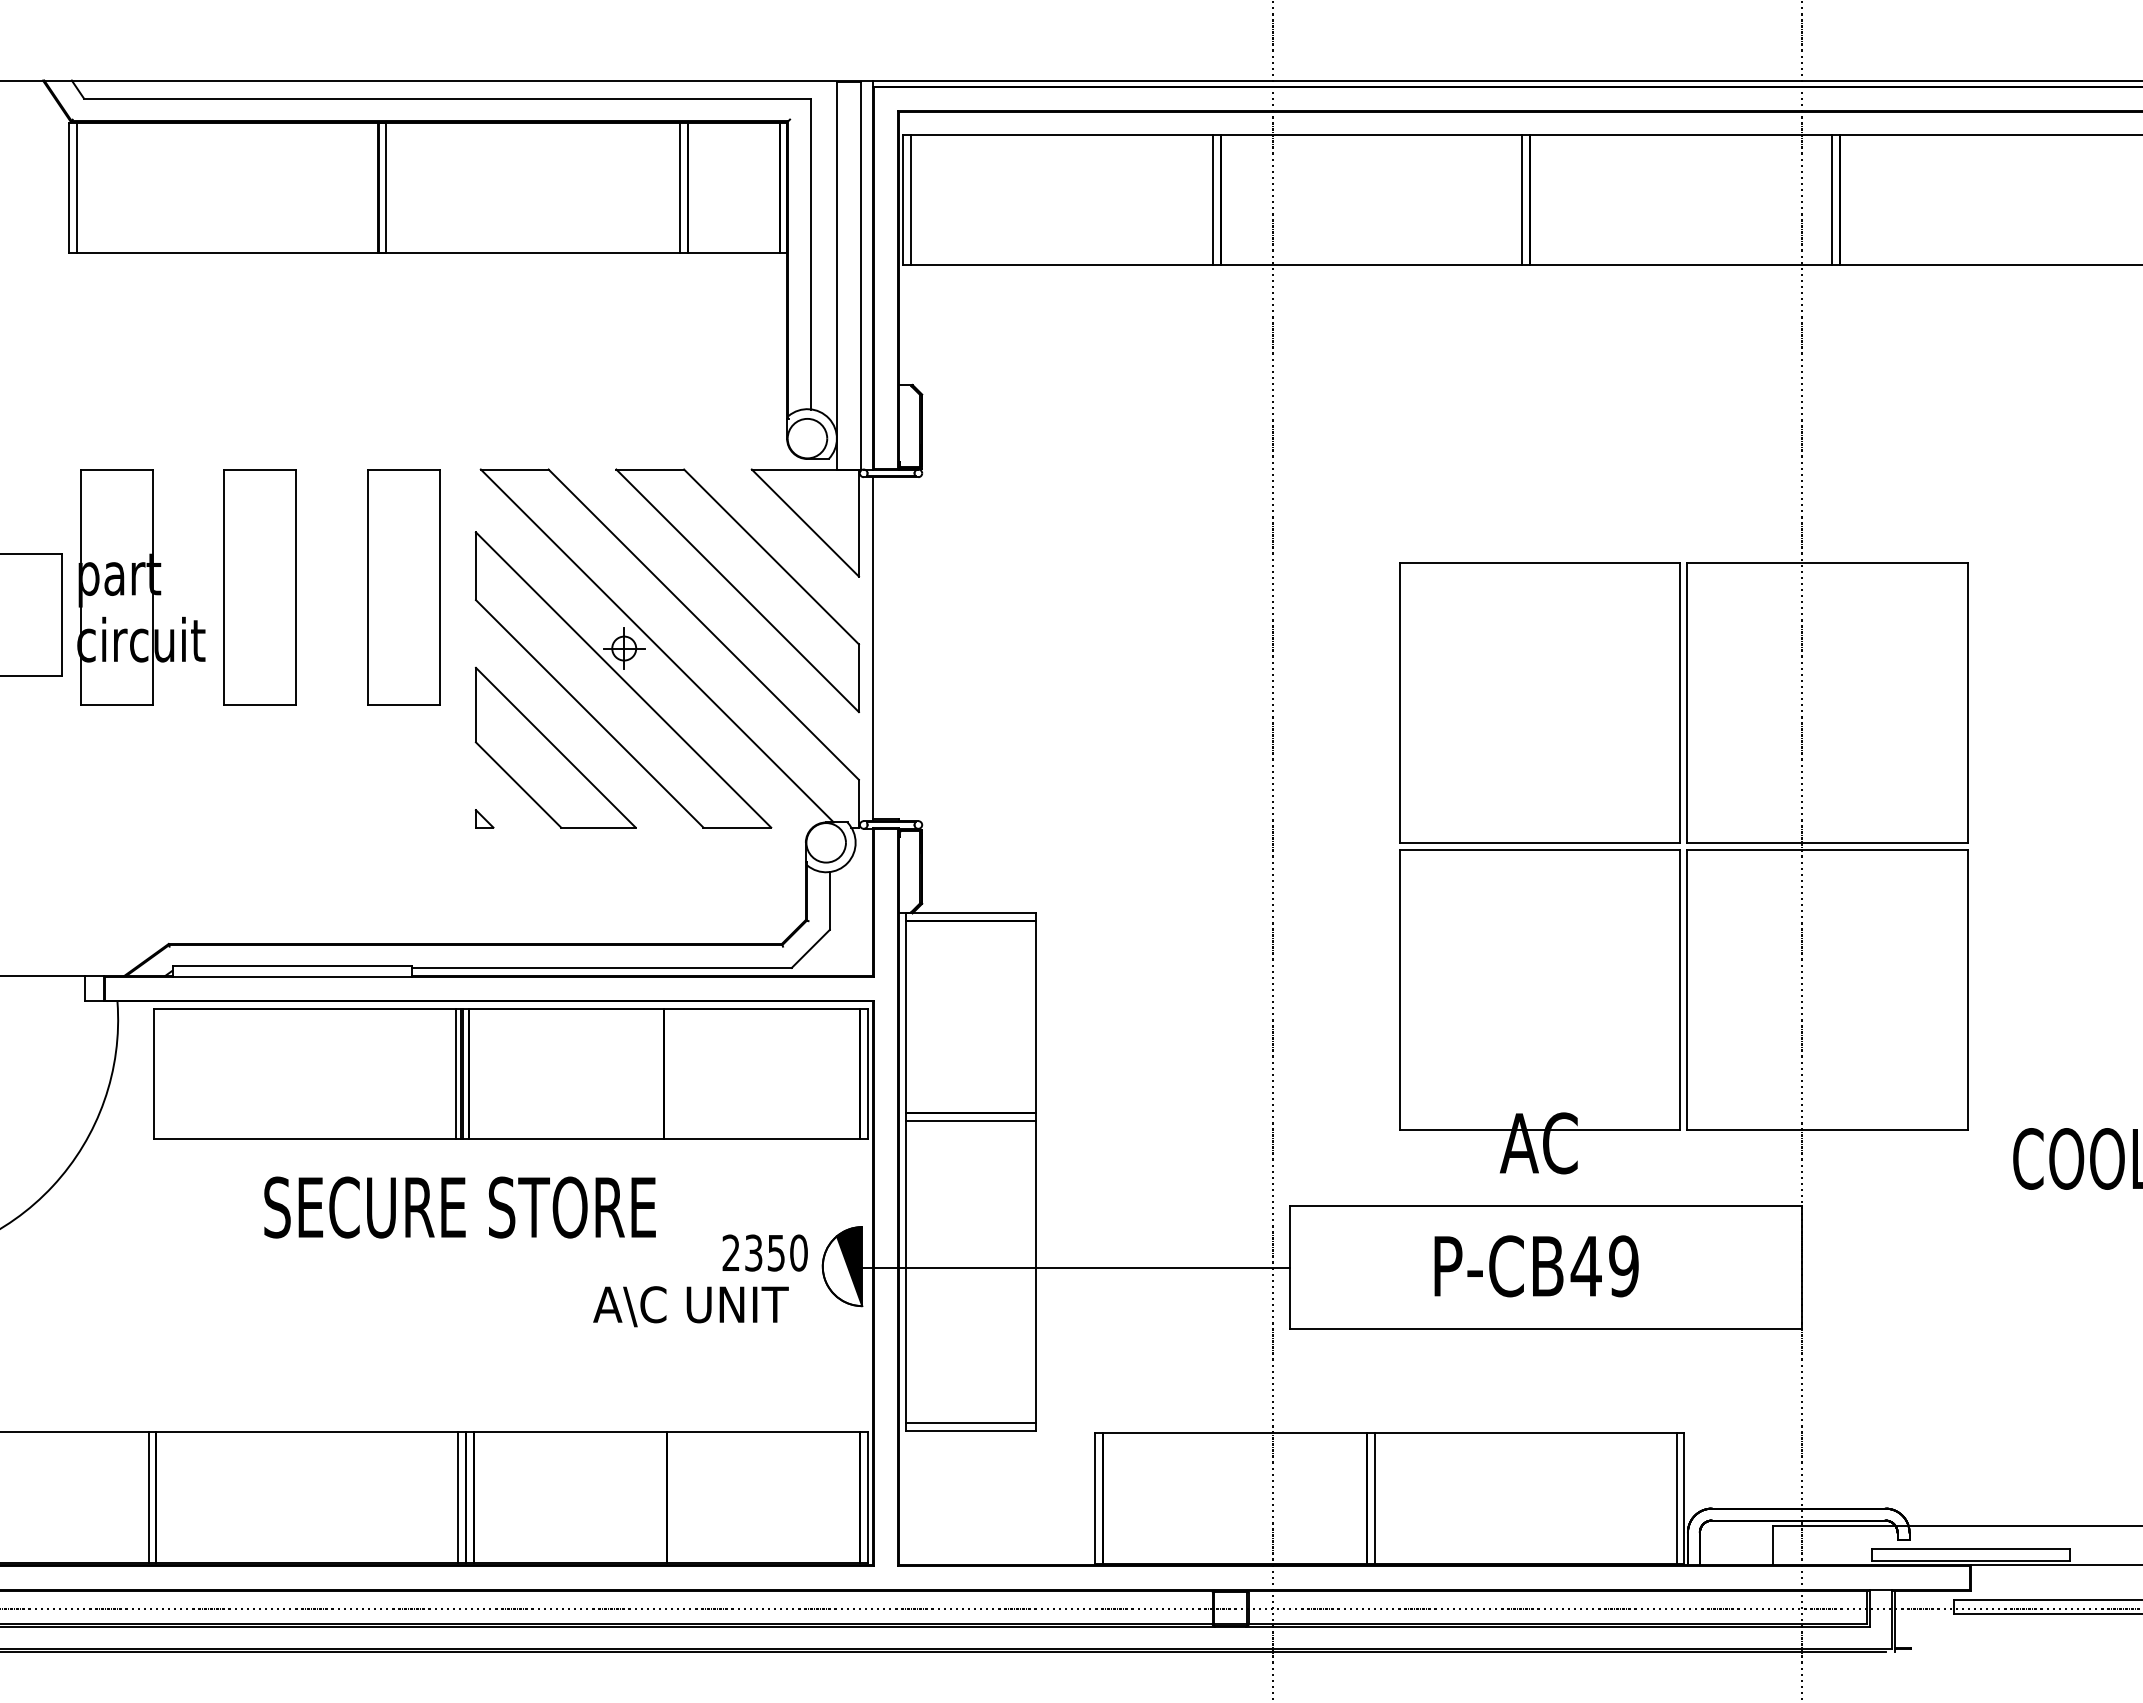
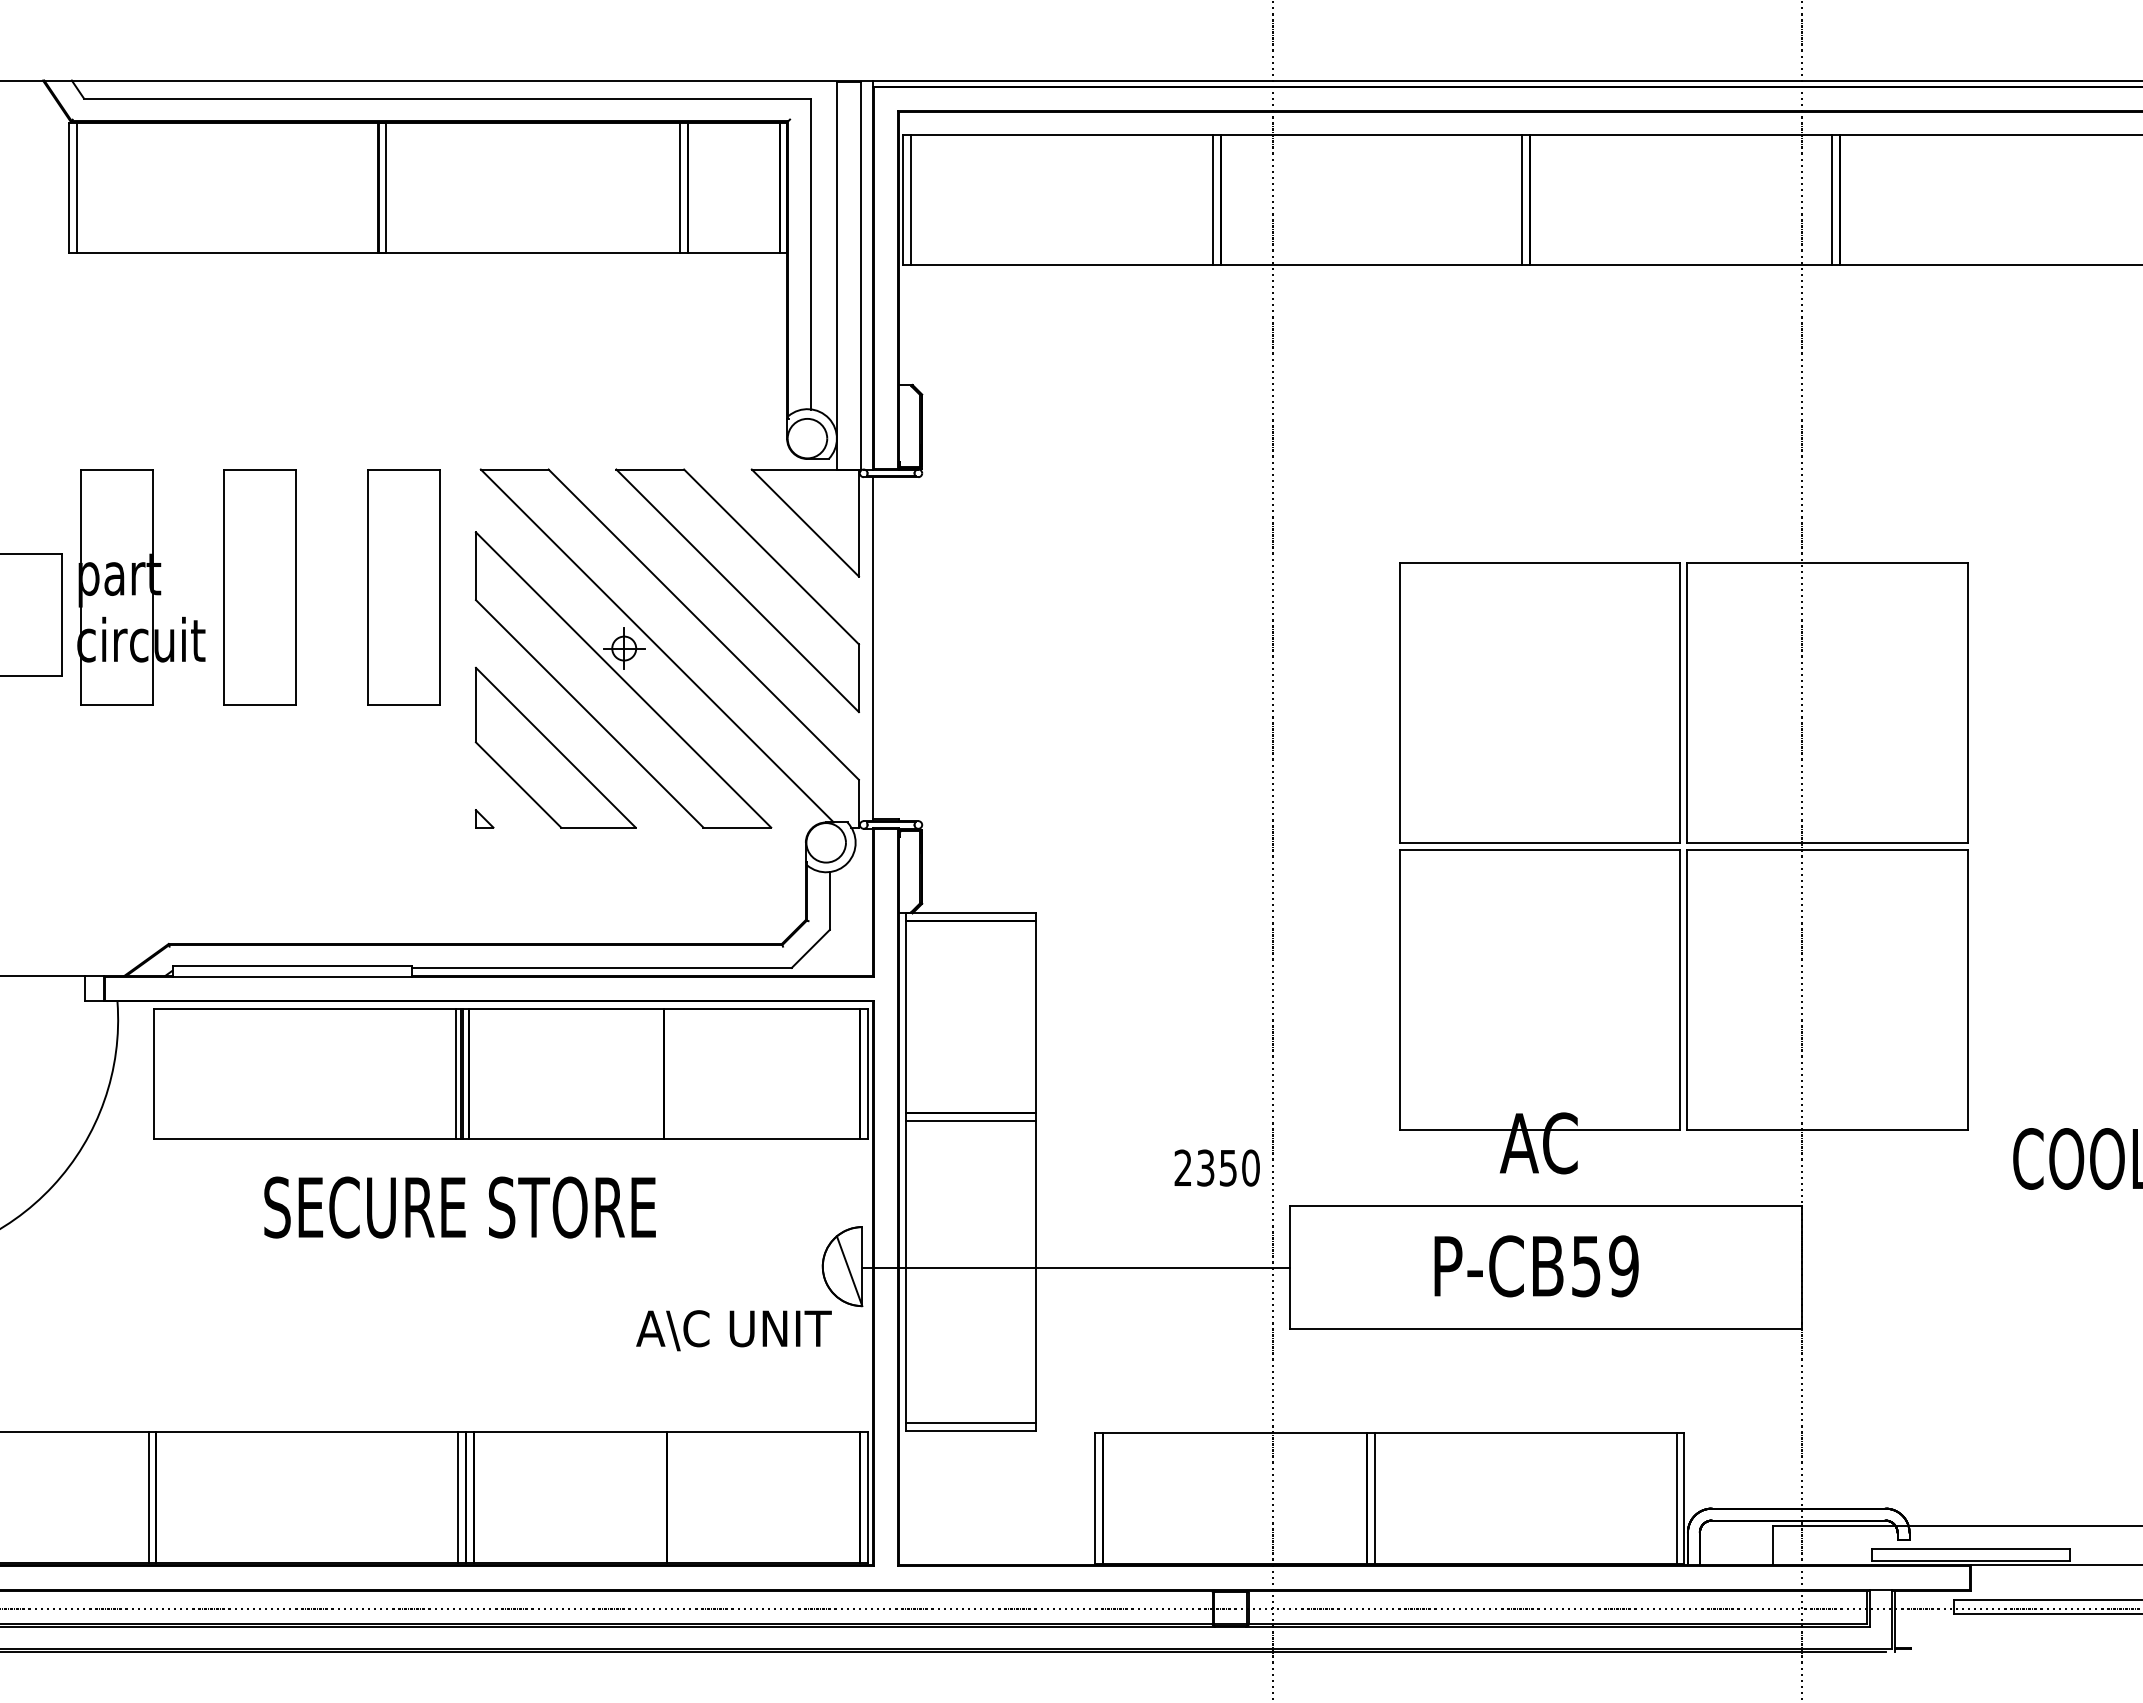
text position: (764, 1252) -> (1216, 1167) (1216, 1167)
fill: present -> none (849, 1266)
text: P-CB49 -> P-CB59 (1585, 1266)
text position: (690, 1306) -> (733, 1330) (733, 1330)
